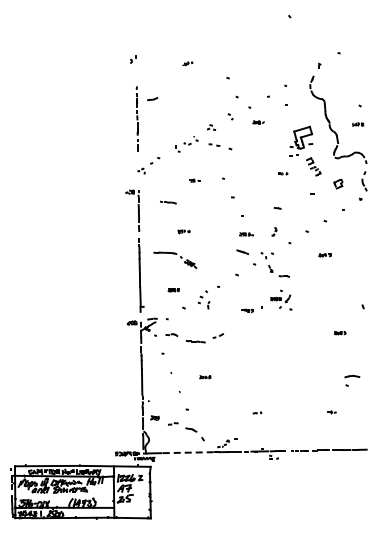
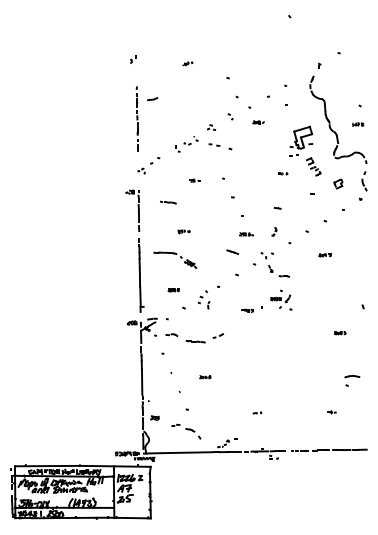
line position: (242, 251) -> (232, 251) (232, 251)
part size: 37x20 px -> 31x17 px (186, 431)
line: dashed -> solid (187, 452)
